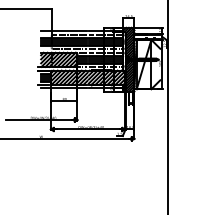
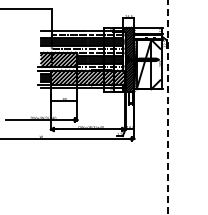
line: solid -> dashed (167, 107)
